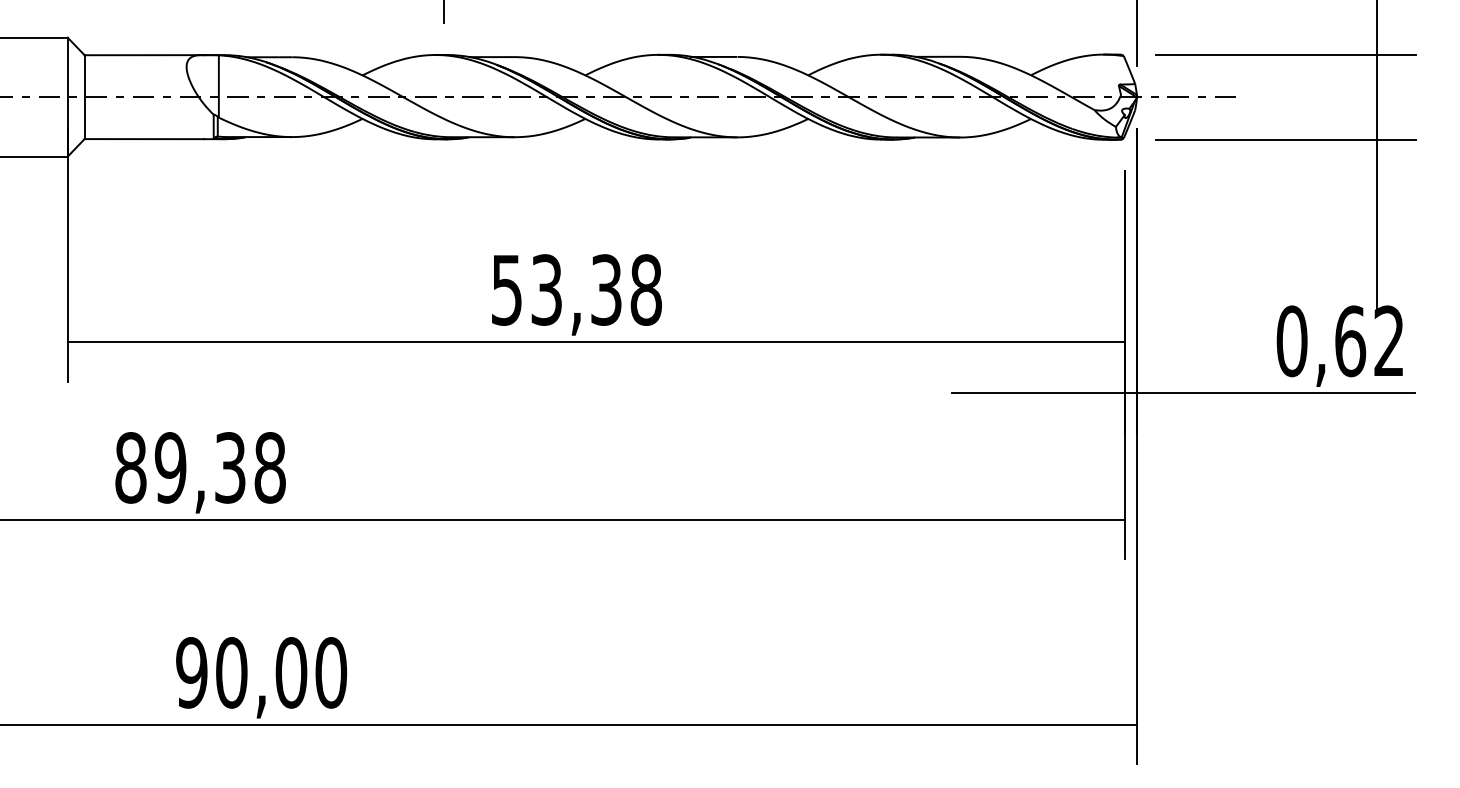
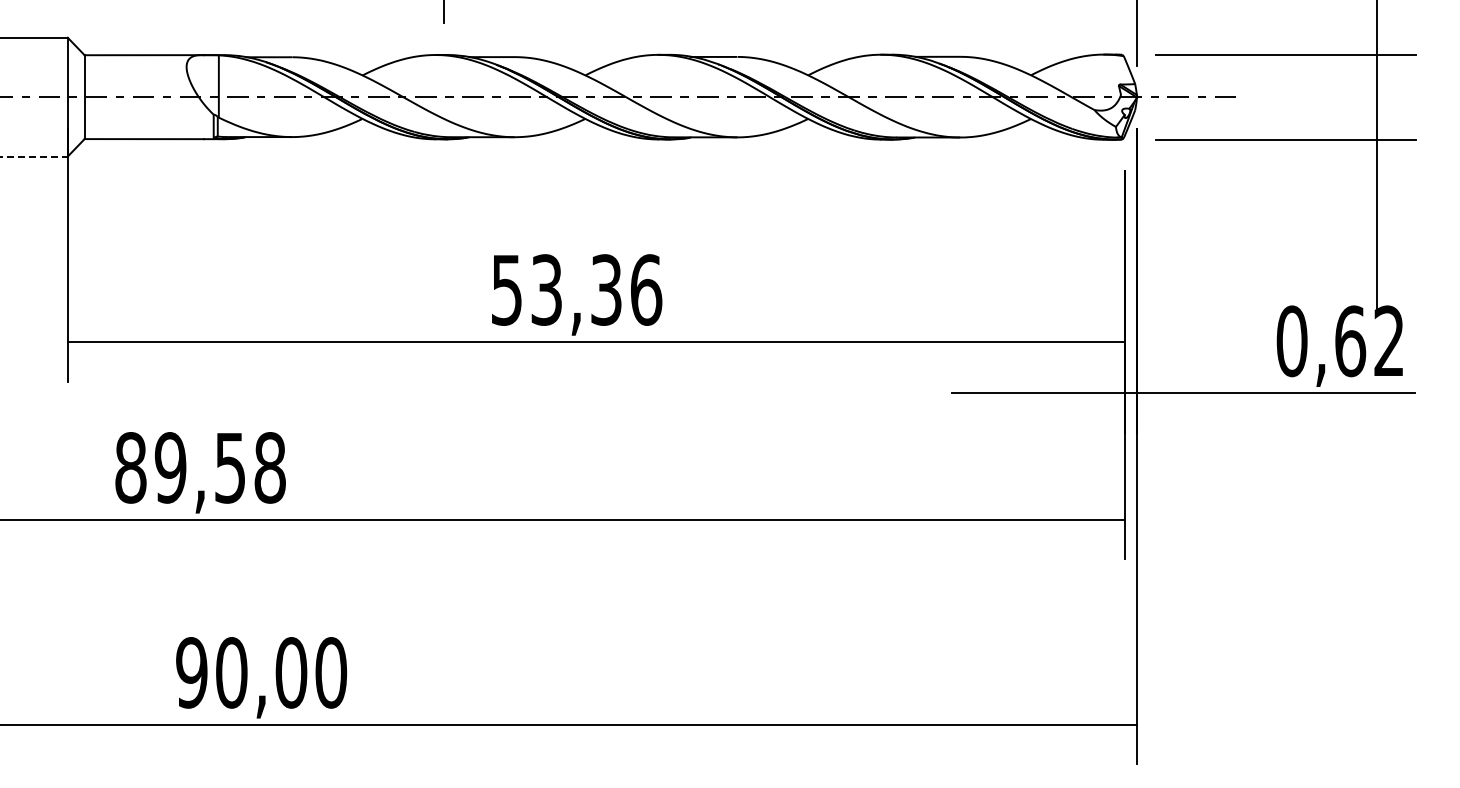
line: solid -> dashed (34, 156)
text: 53,38 -> 53,36 (646, 289)
text: 89,38 -> 89,58 (230, 467)
